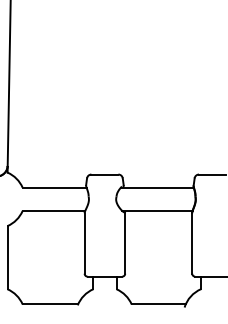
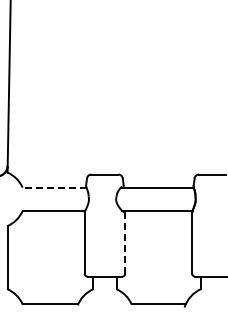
line: solid -> dashed (54, 187)
line: solid -> dashed (125, 242)
